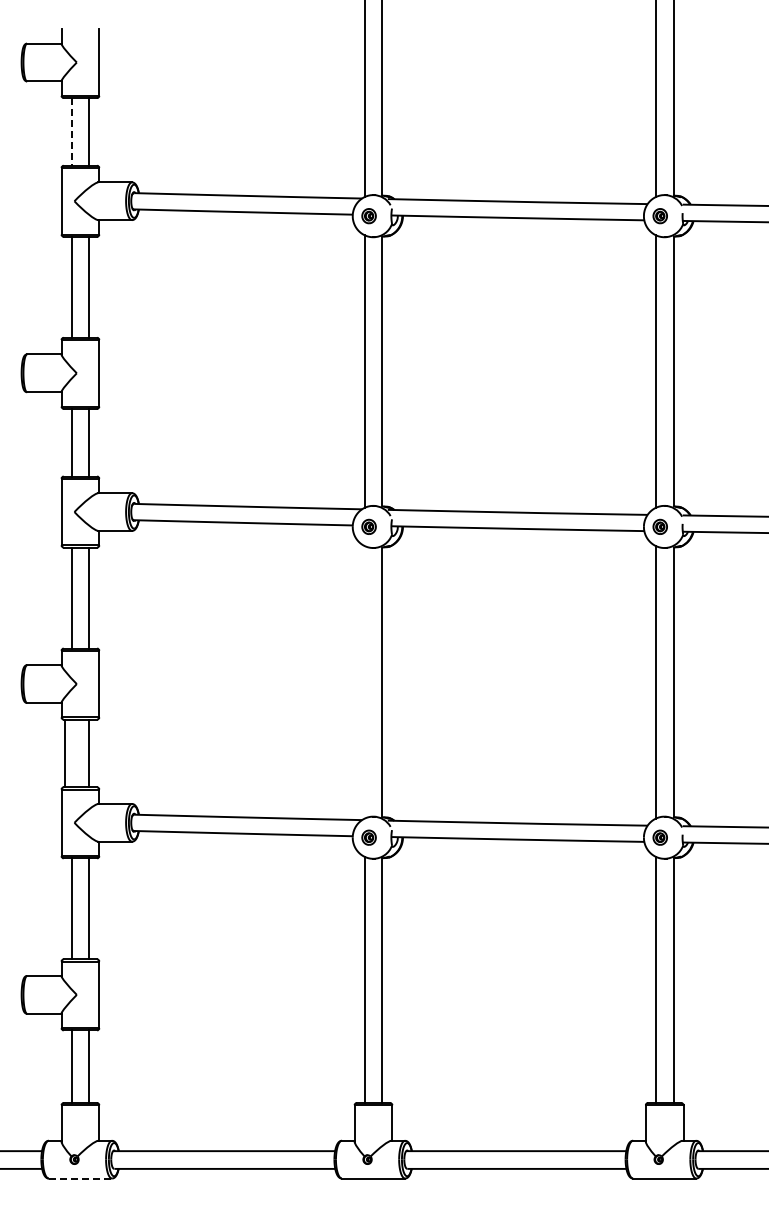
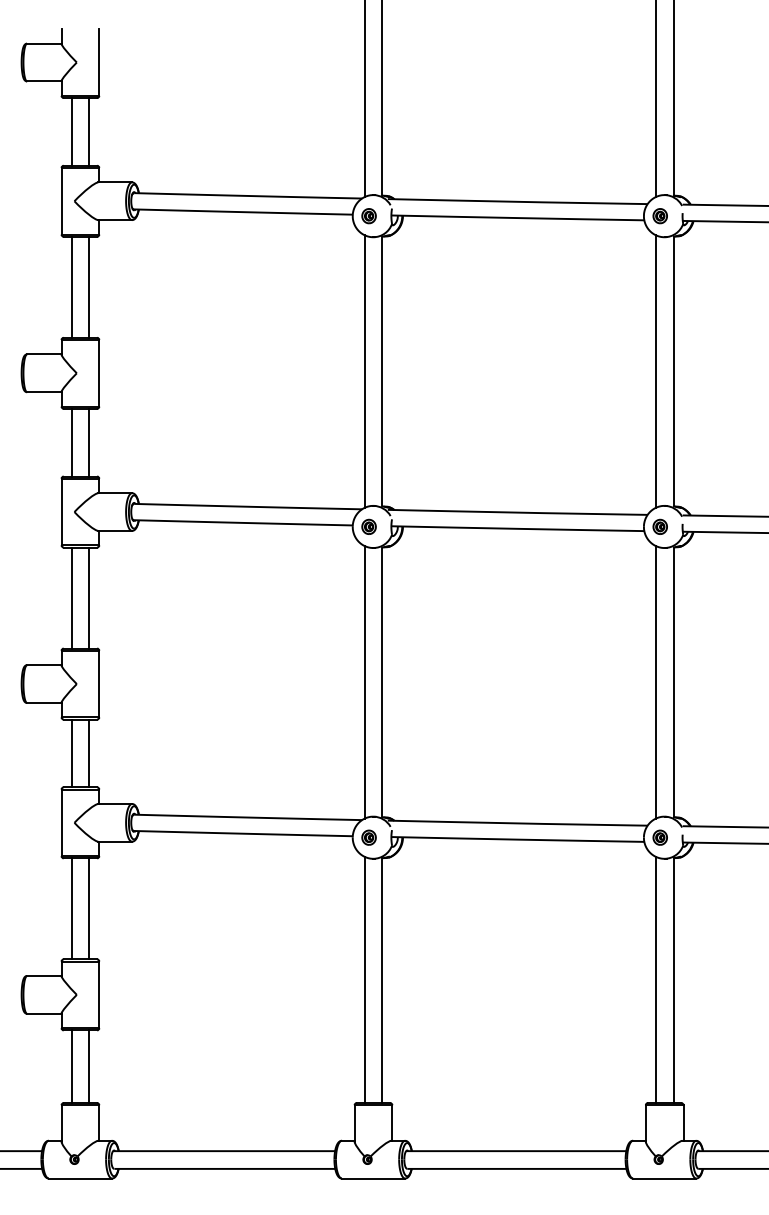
line: dashed -> solid (71, 131)
line: none -> present (364, 681)
line position: (64, 753) -> (71, 753) (71, 753)
line: dashed -> solid (80, 1178)
